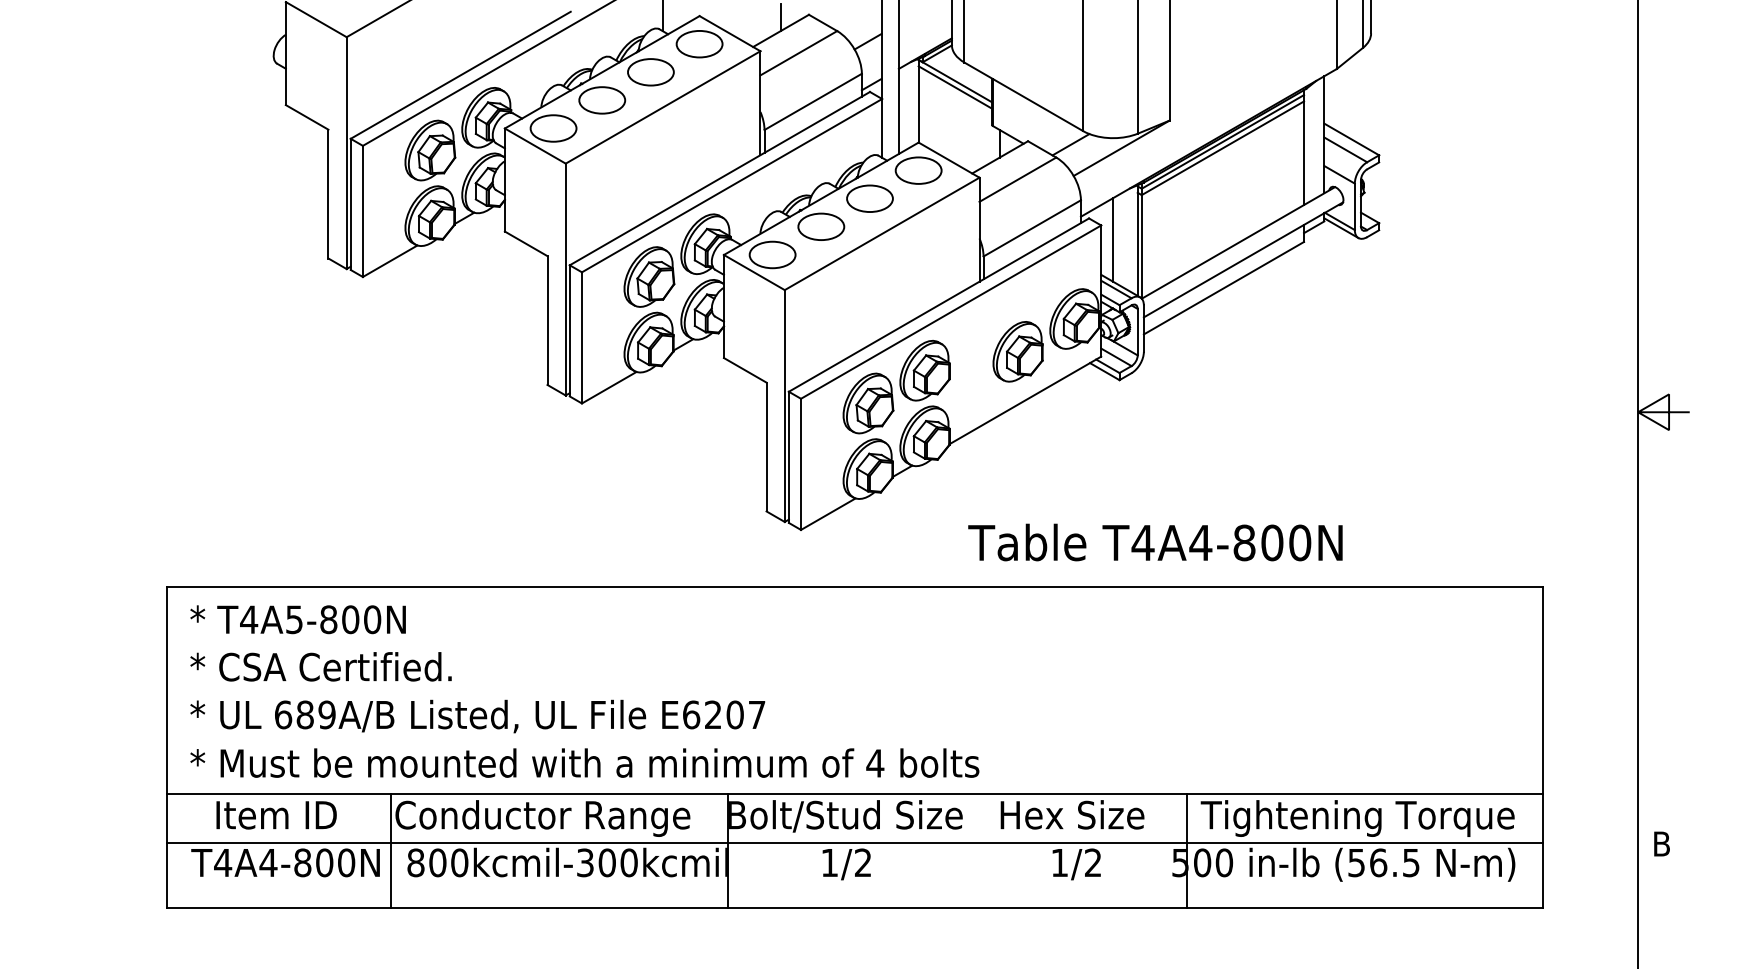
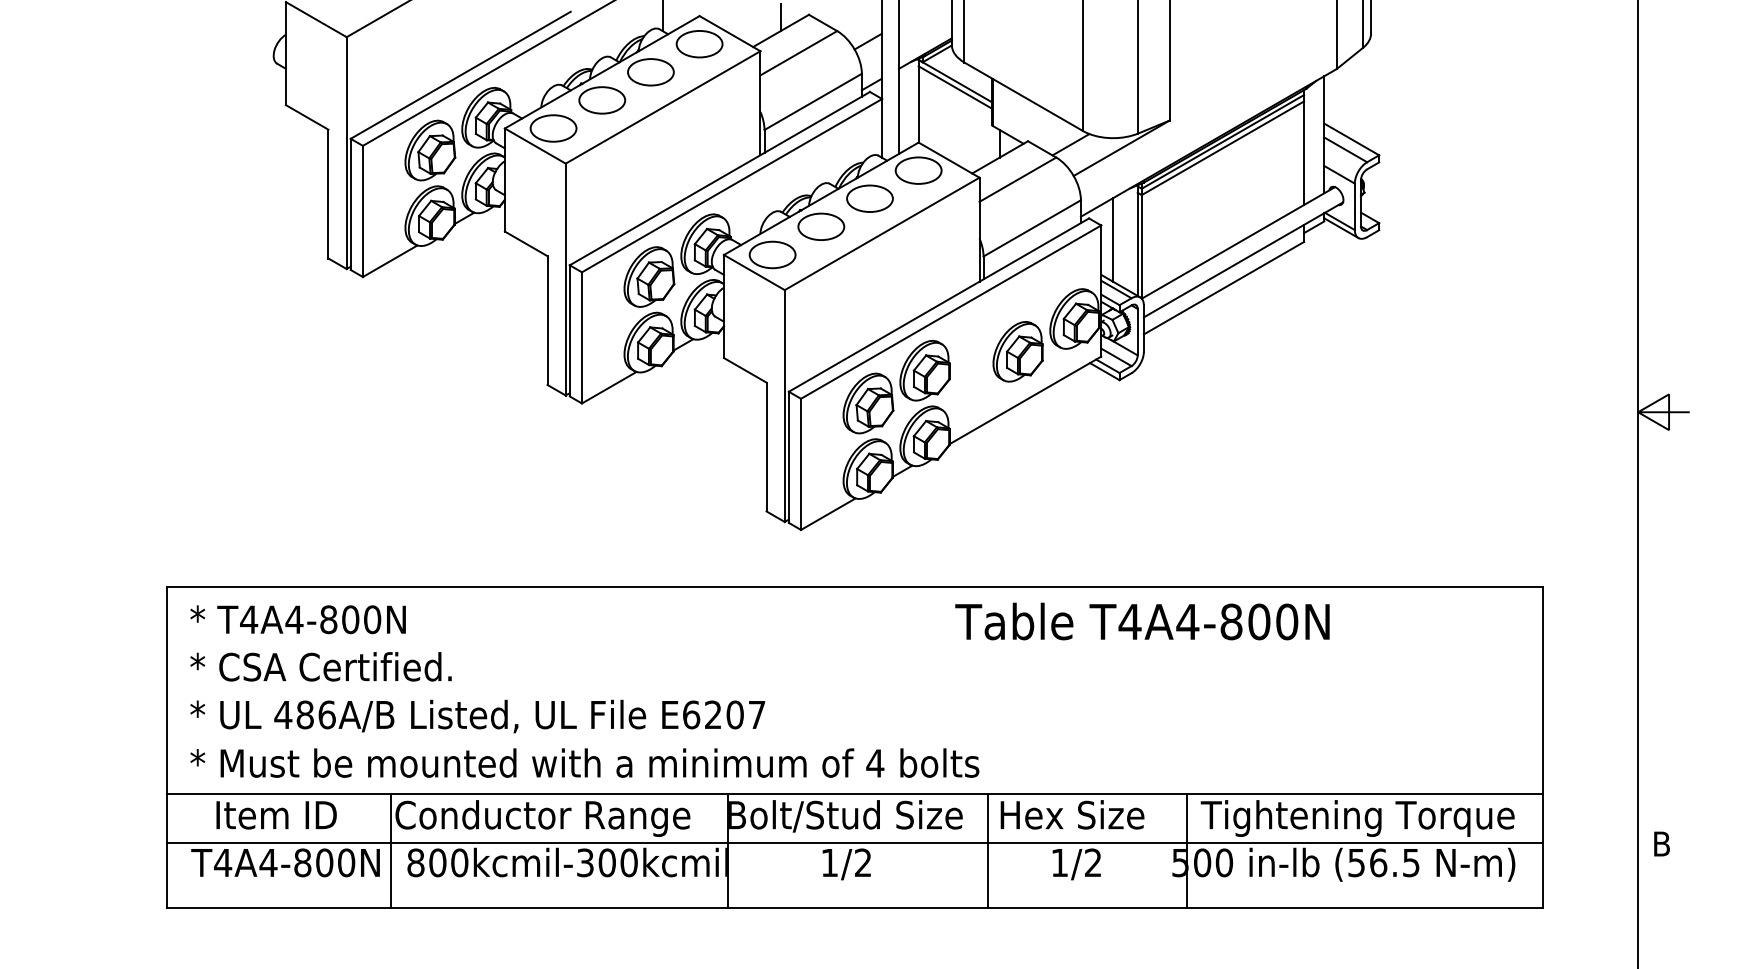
text position: (1155, 542) -> (1142, 621) (1142, 621)
text: T4A5-800N -> T4A4-800N (294, 619)
text: 689A/B -> 486A/B (304, 714)
line: none -> present (987, 850)
